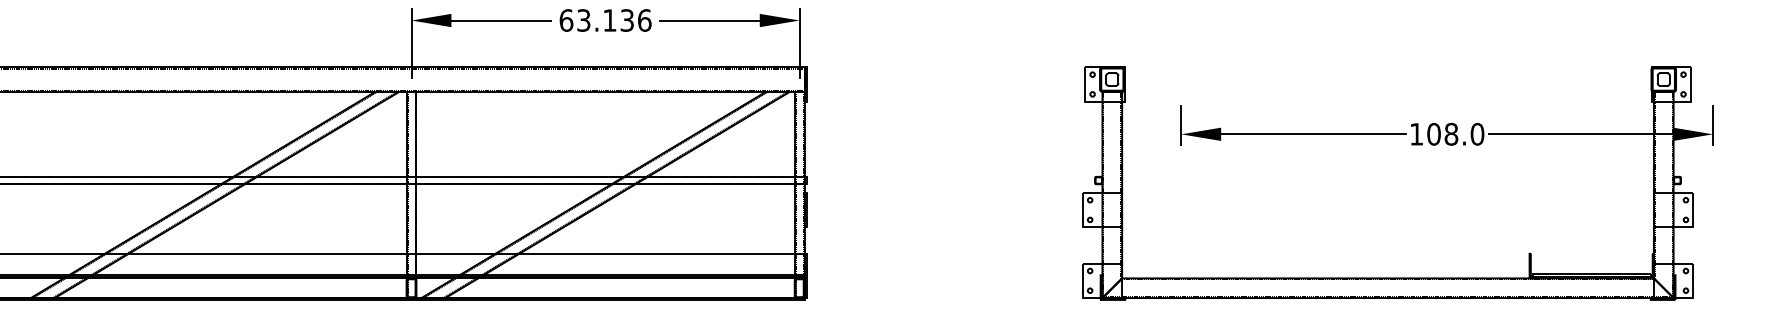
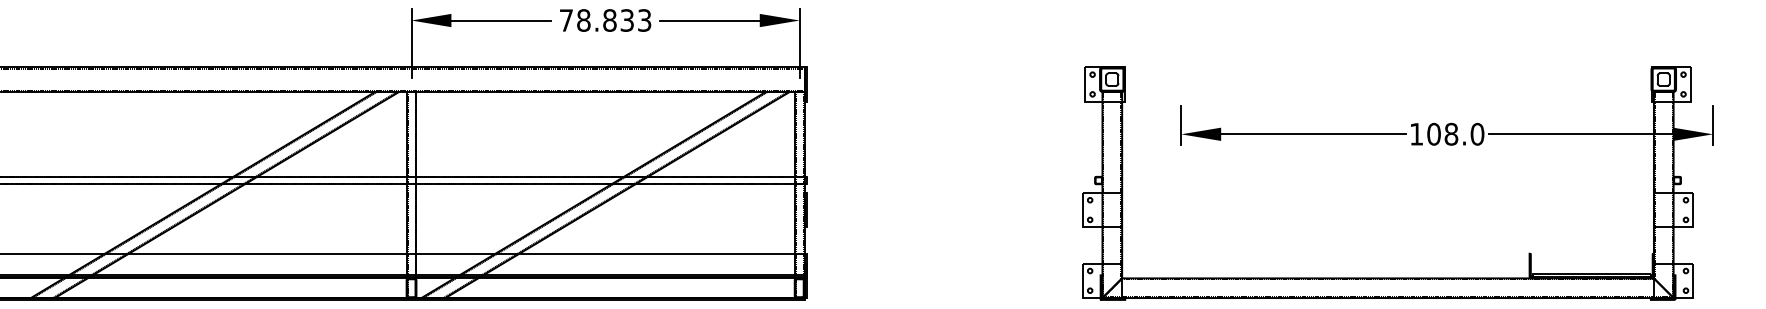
text: 63.136 -> 78.833 (605, 20)
